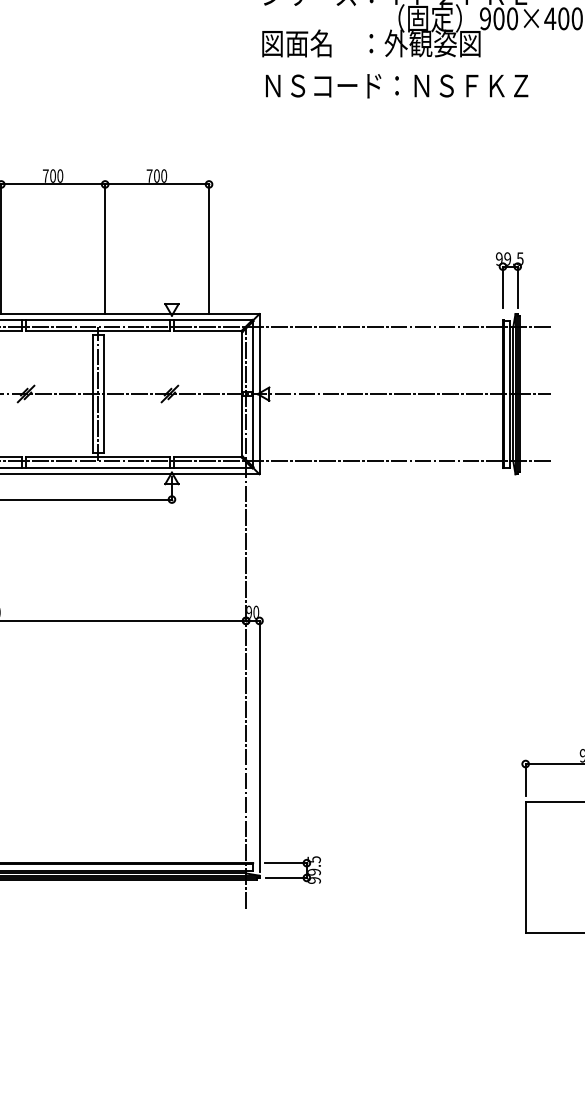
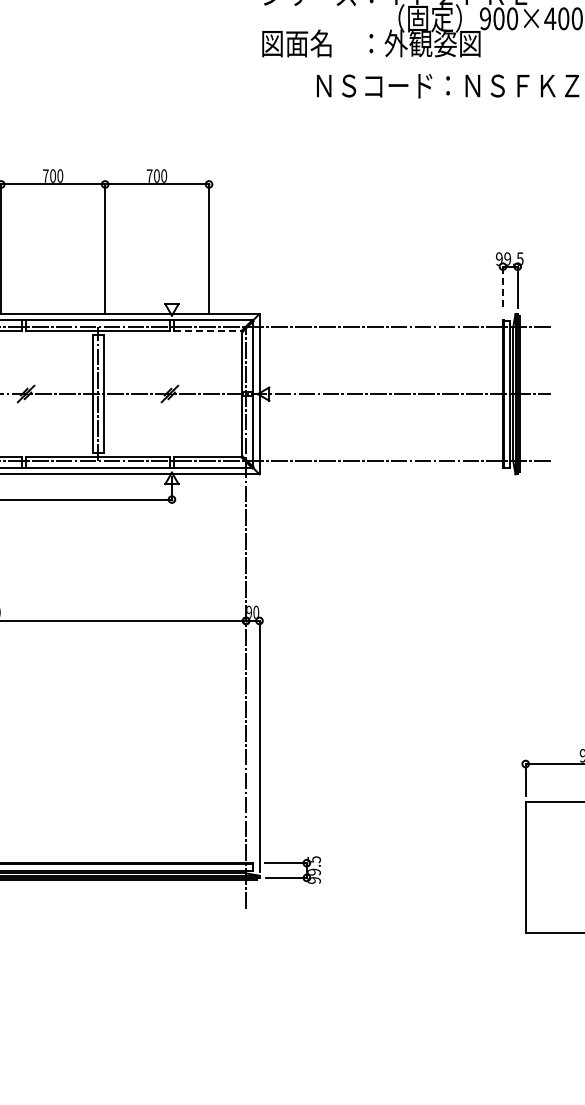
text position: (397, 86) -> (448, 86) (448, 86)
line: solid -> dashed (502, 287)
line: solid -> dashed (207, 331)
